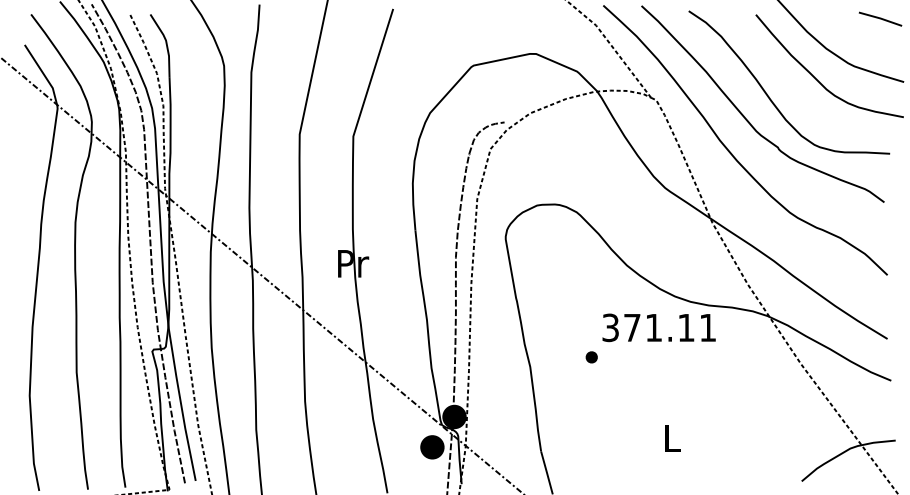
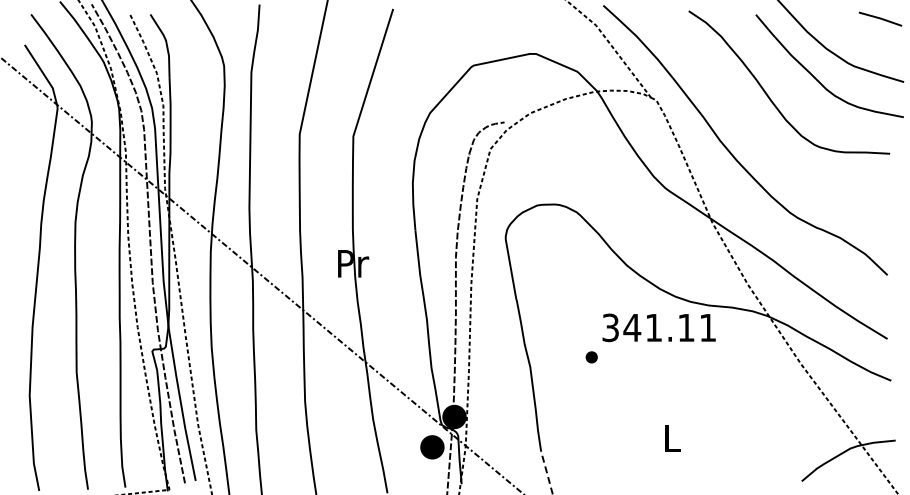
curve: present -> none (744, 115)
text: 371.11 -> 341.11 (632, 327)
line: solid -> dashed (546, 472)
